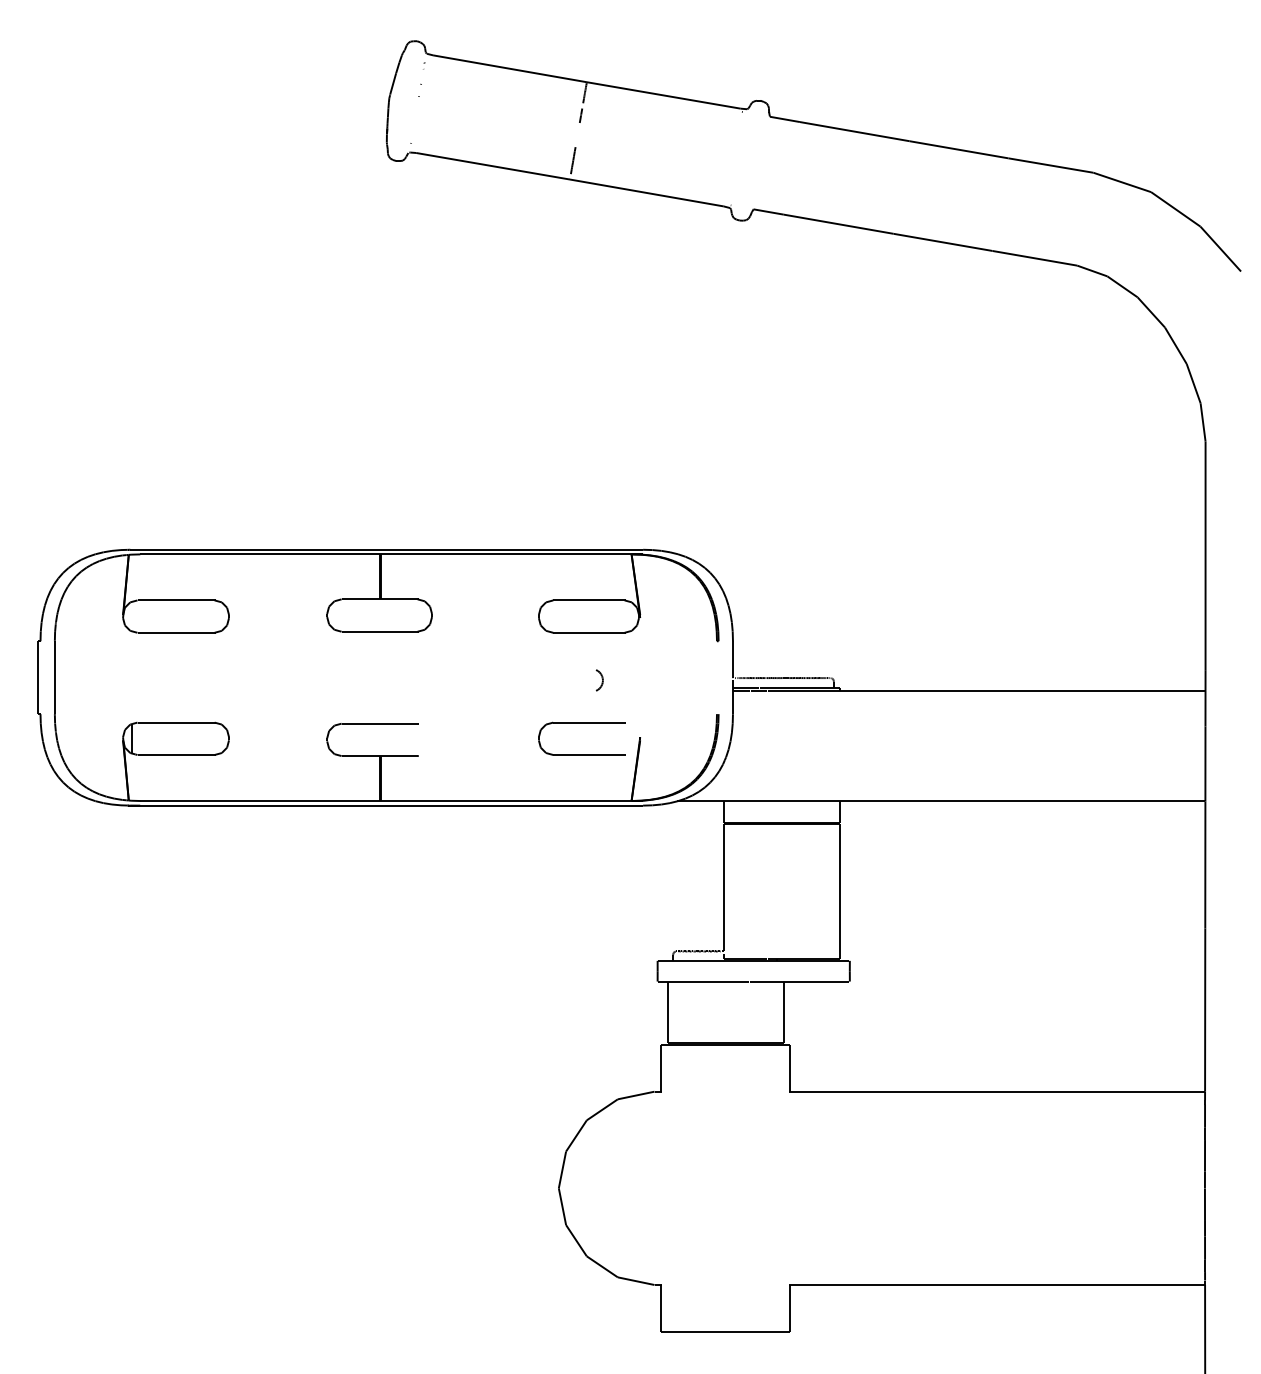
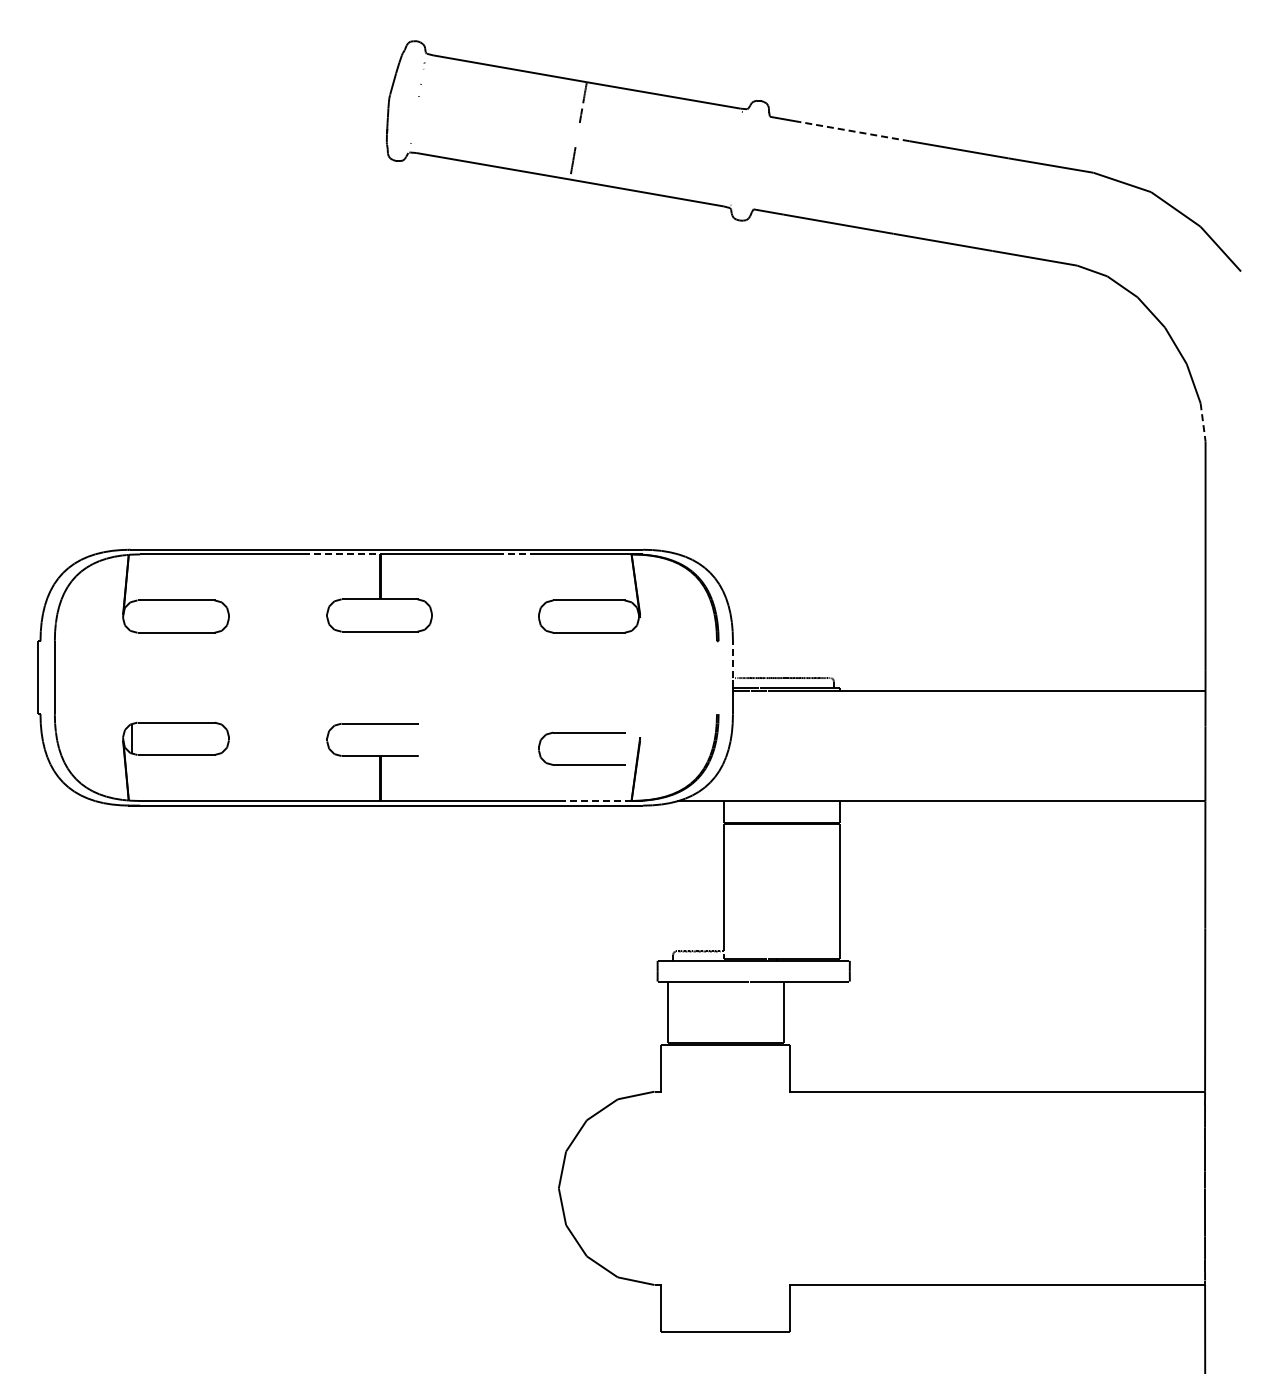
line: solid -> dashed (854, 131)
line: solid -> dashed (1203, 422)
line: solid -> dashed (341, 554)
line: solid -> dashed (515, 554)
line: solid -> dashed (732, 658)
part: present -> none (599, 680)
part position: (581, 723) -> (581, 733) (581, 733)
line: solid -> dashed (597, 801)
